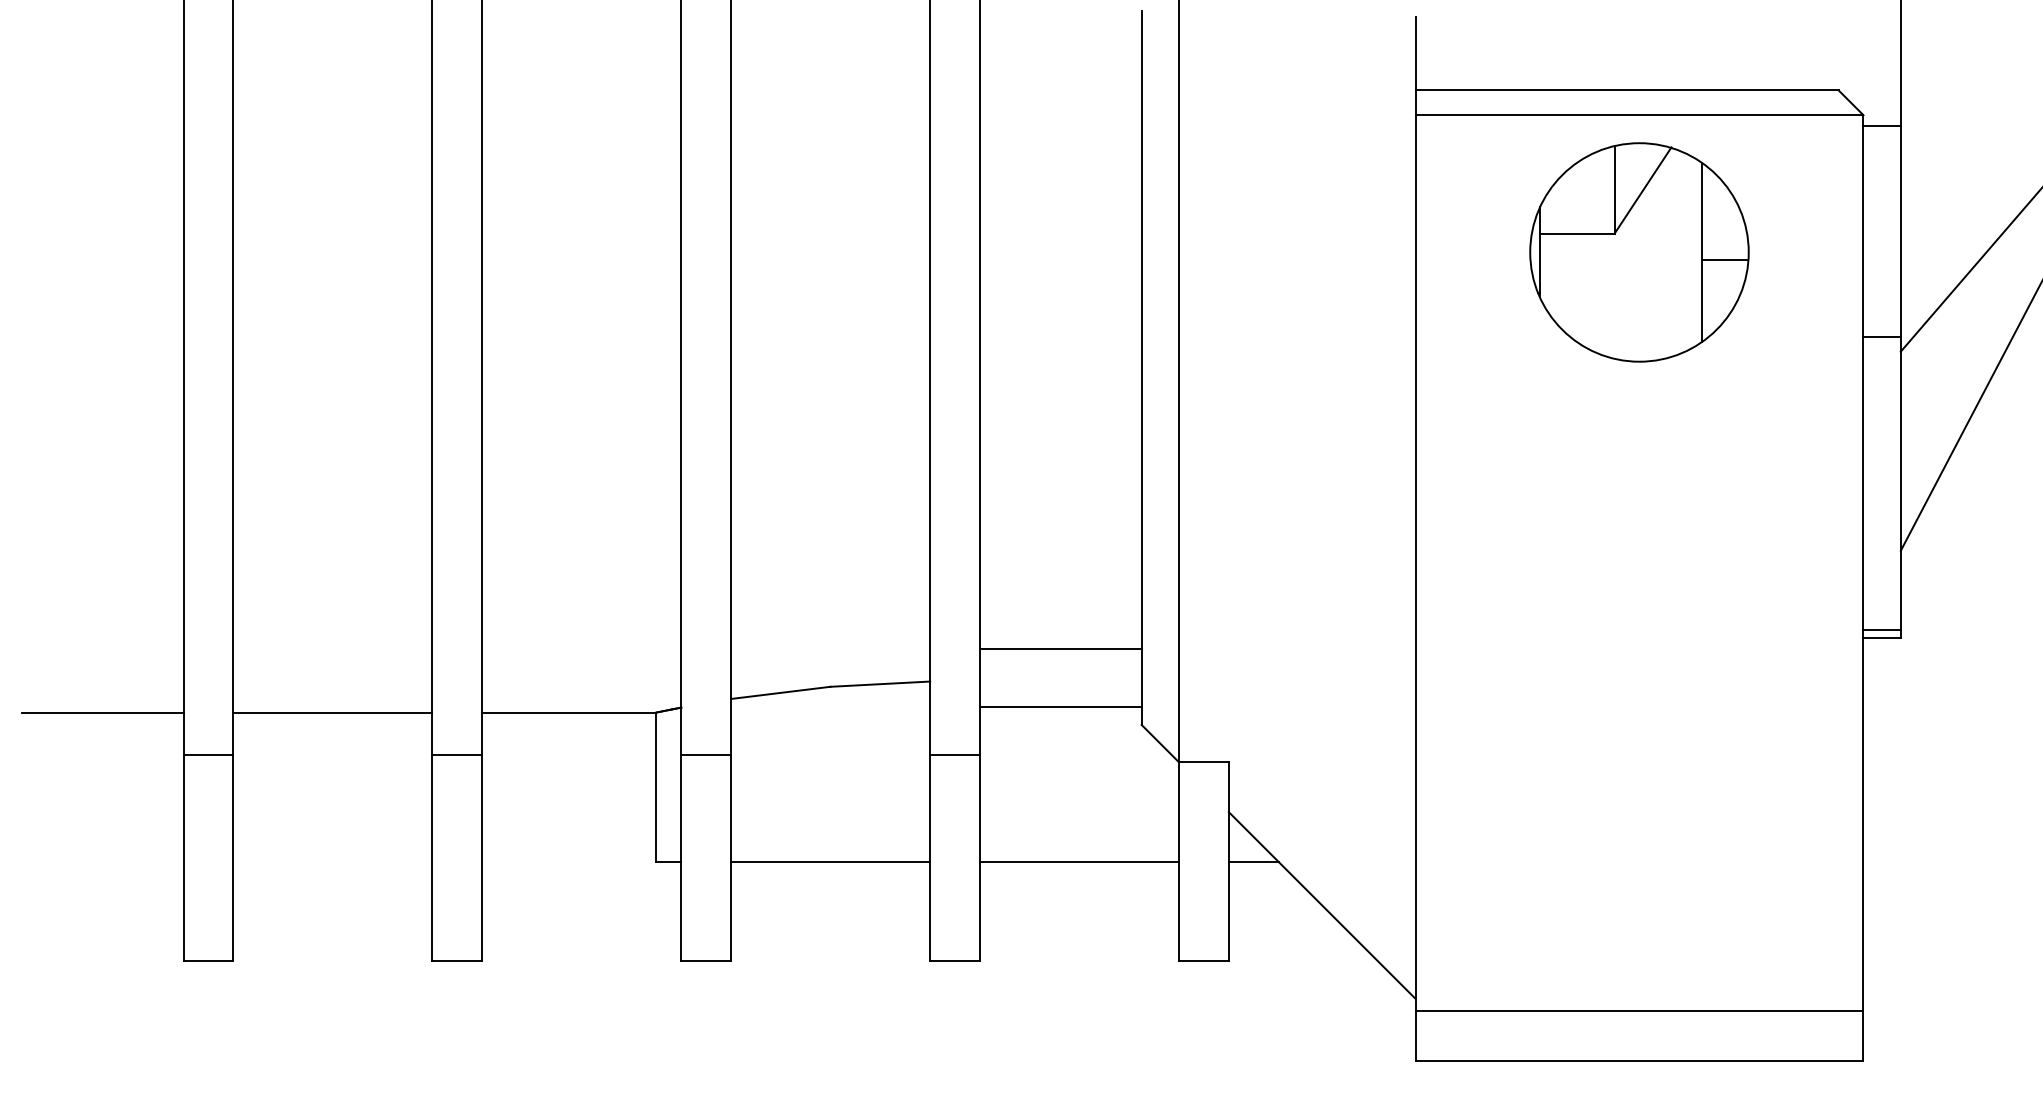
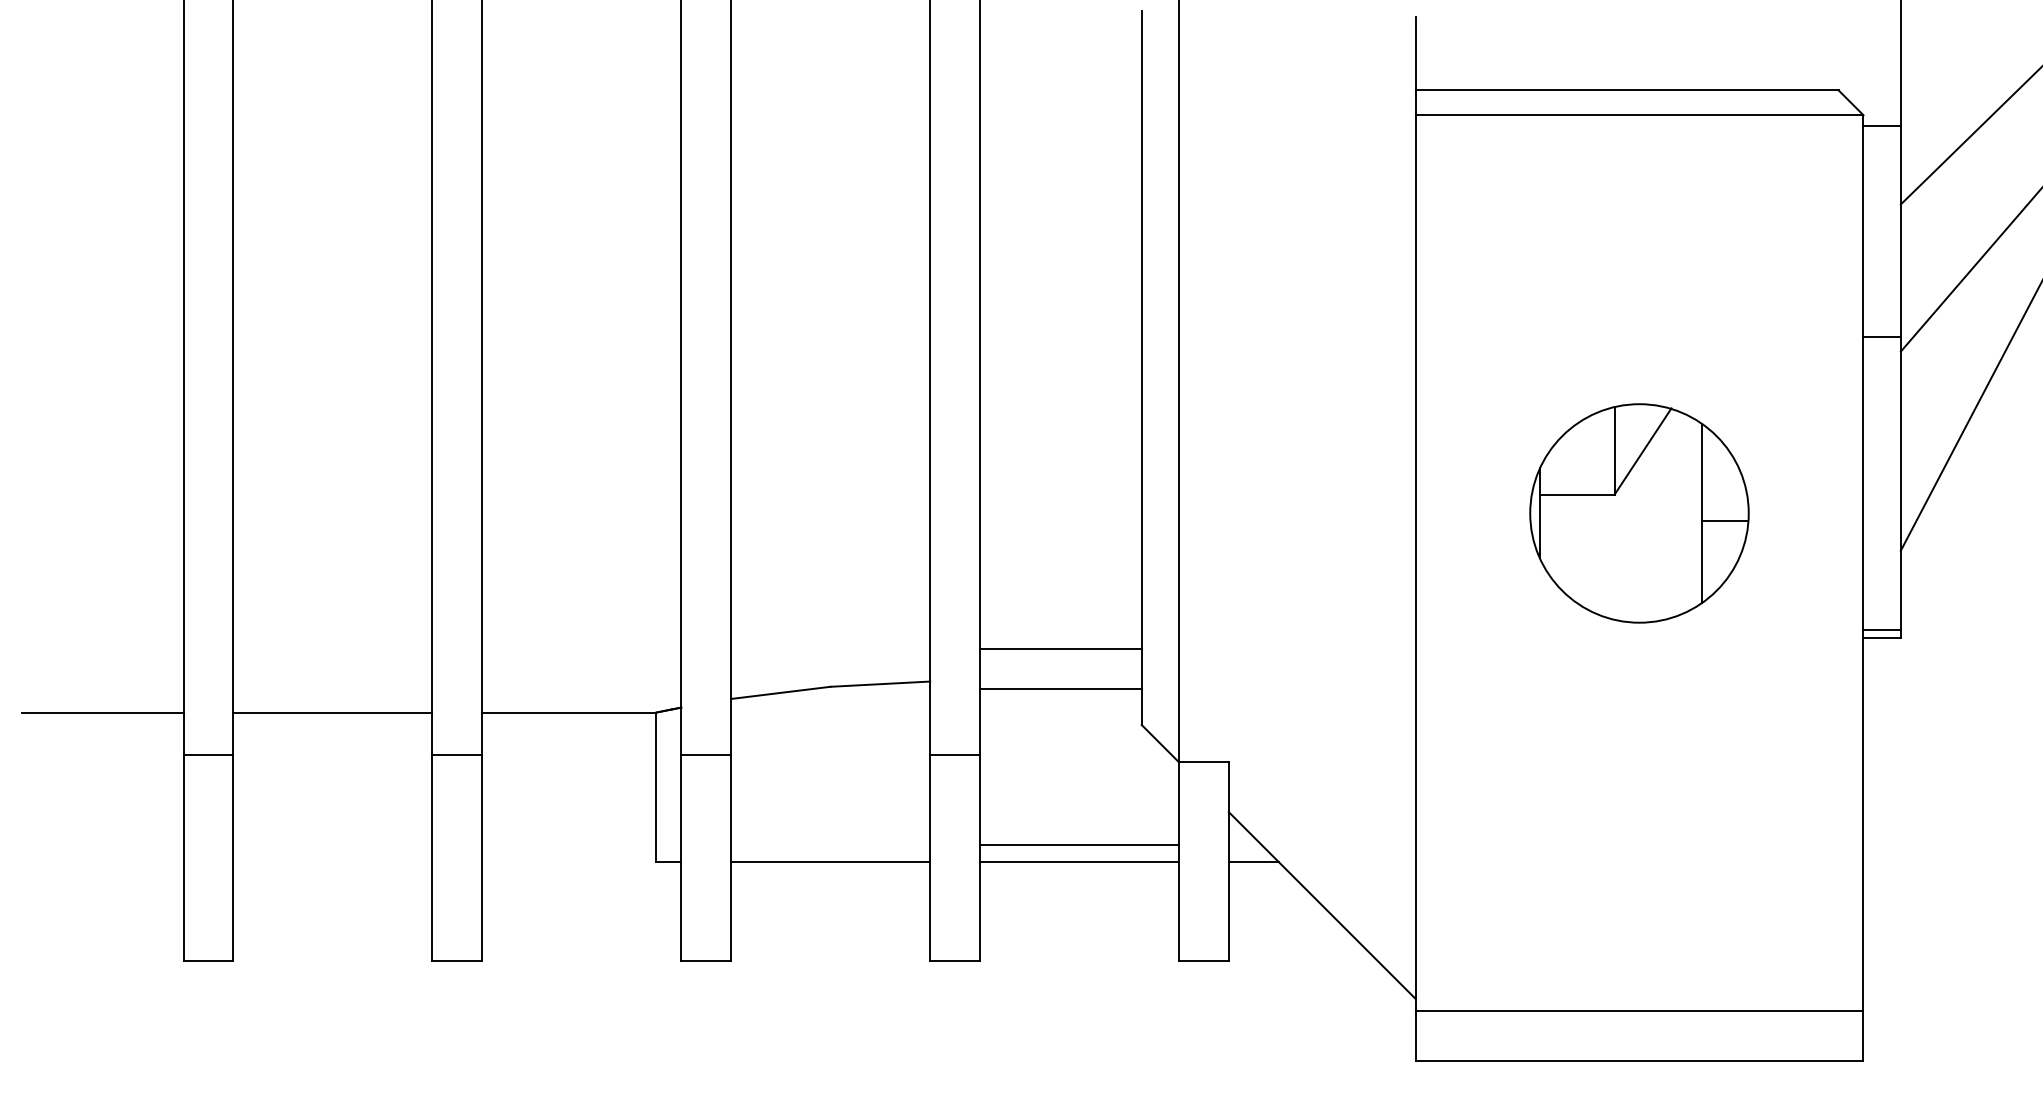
line: none -> present (1969, 136)
part position: (1639, 252) -> (1639, 513) (1639, 513)
line position: (1060, 706) -> (1060, 688) (1060, 688)
line: none -> present (1079, 844)
